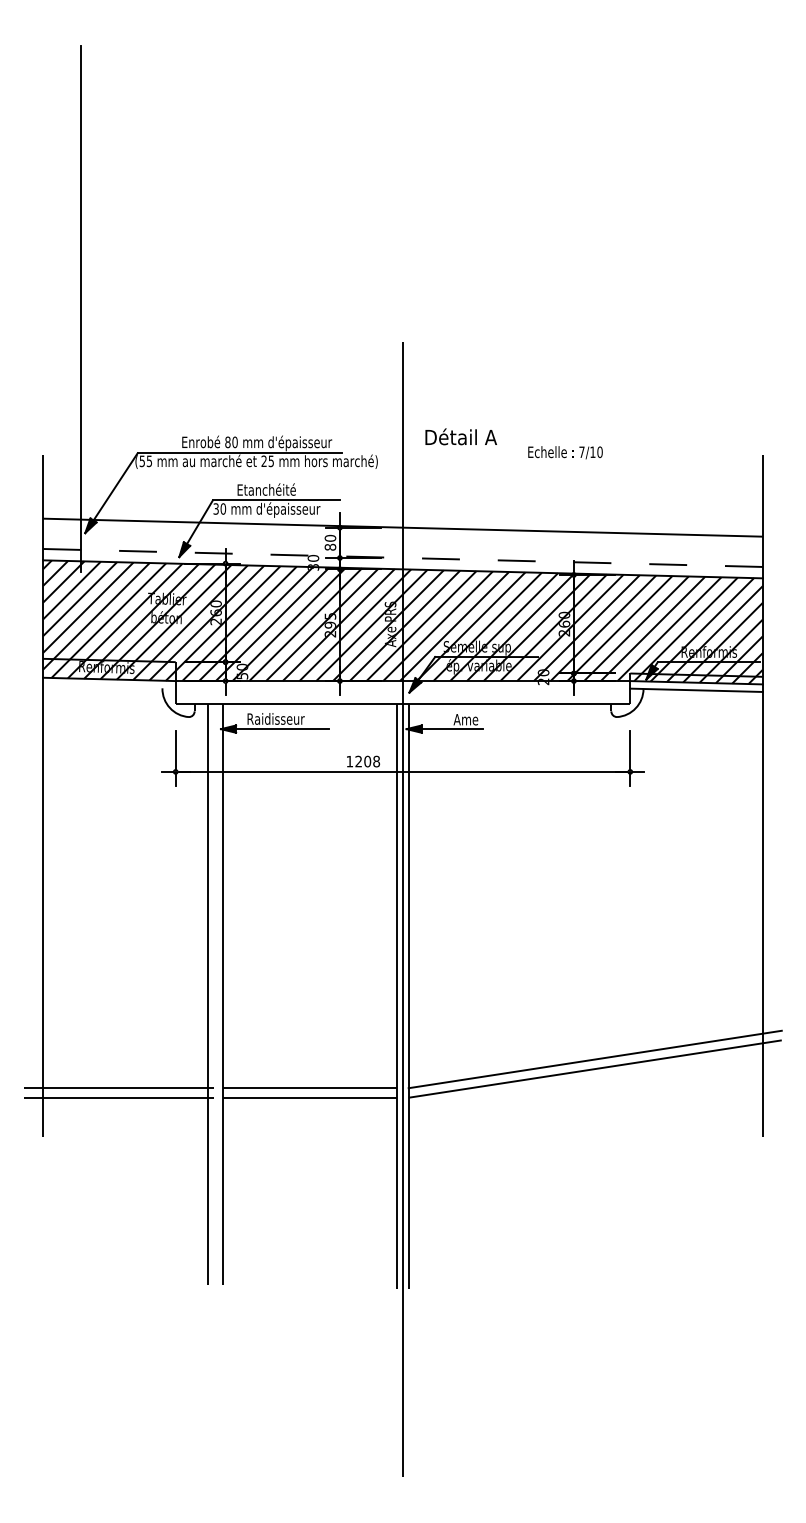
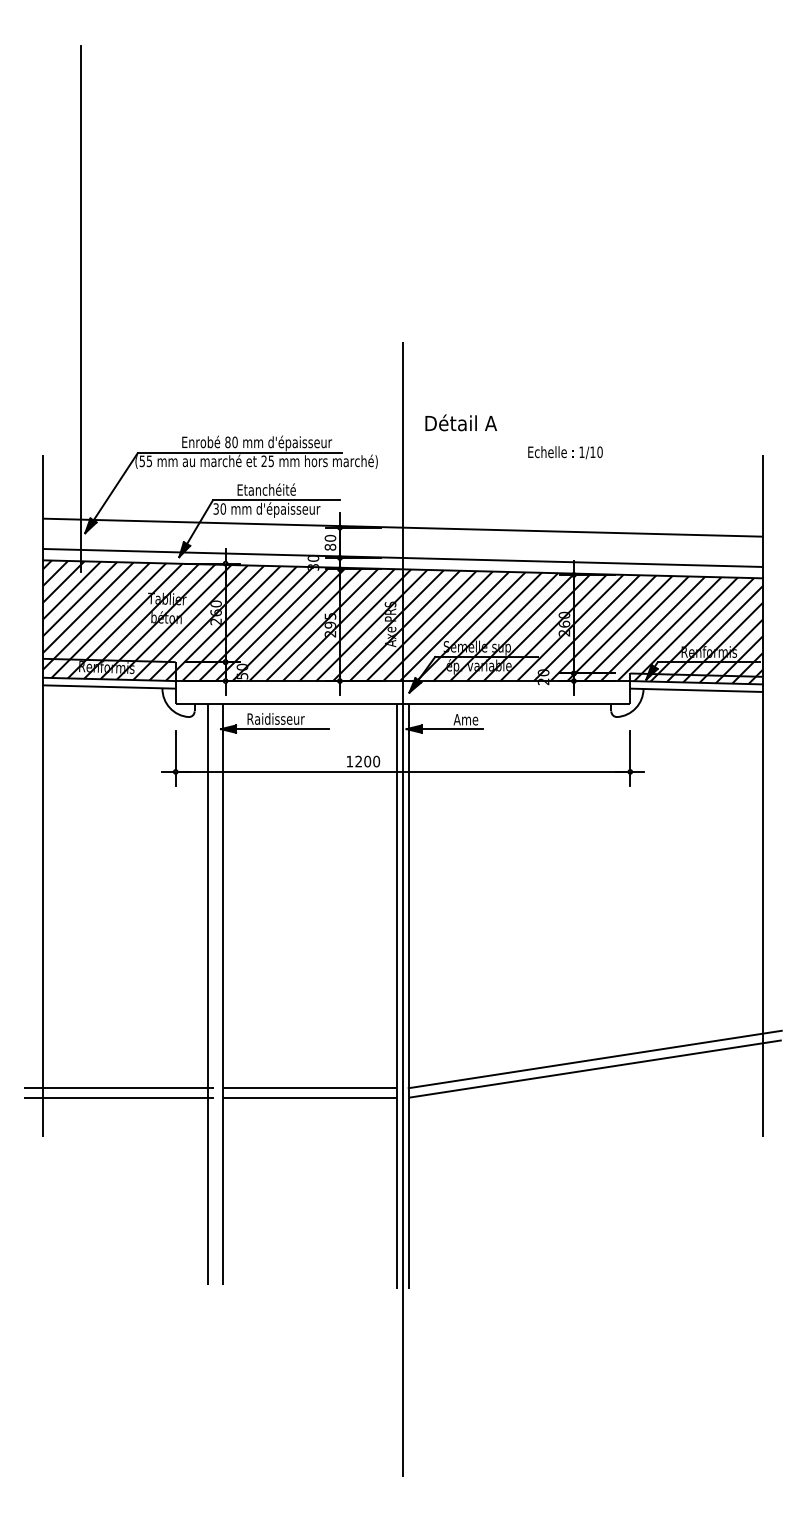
text position: (460, 436) -> (460, 422) (460, 422)
text: 7/10 -> 1/10 (581, 451)
line: dashed -> solid (403, 557)
line: none -> present (109, 686)
text: 1208 -> 1200 (376, 761)
